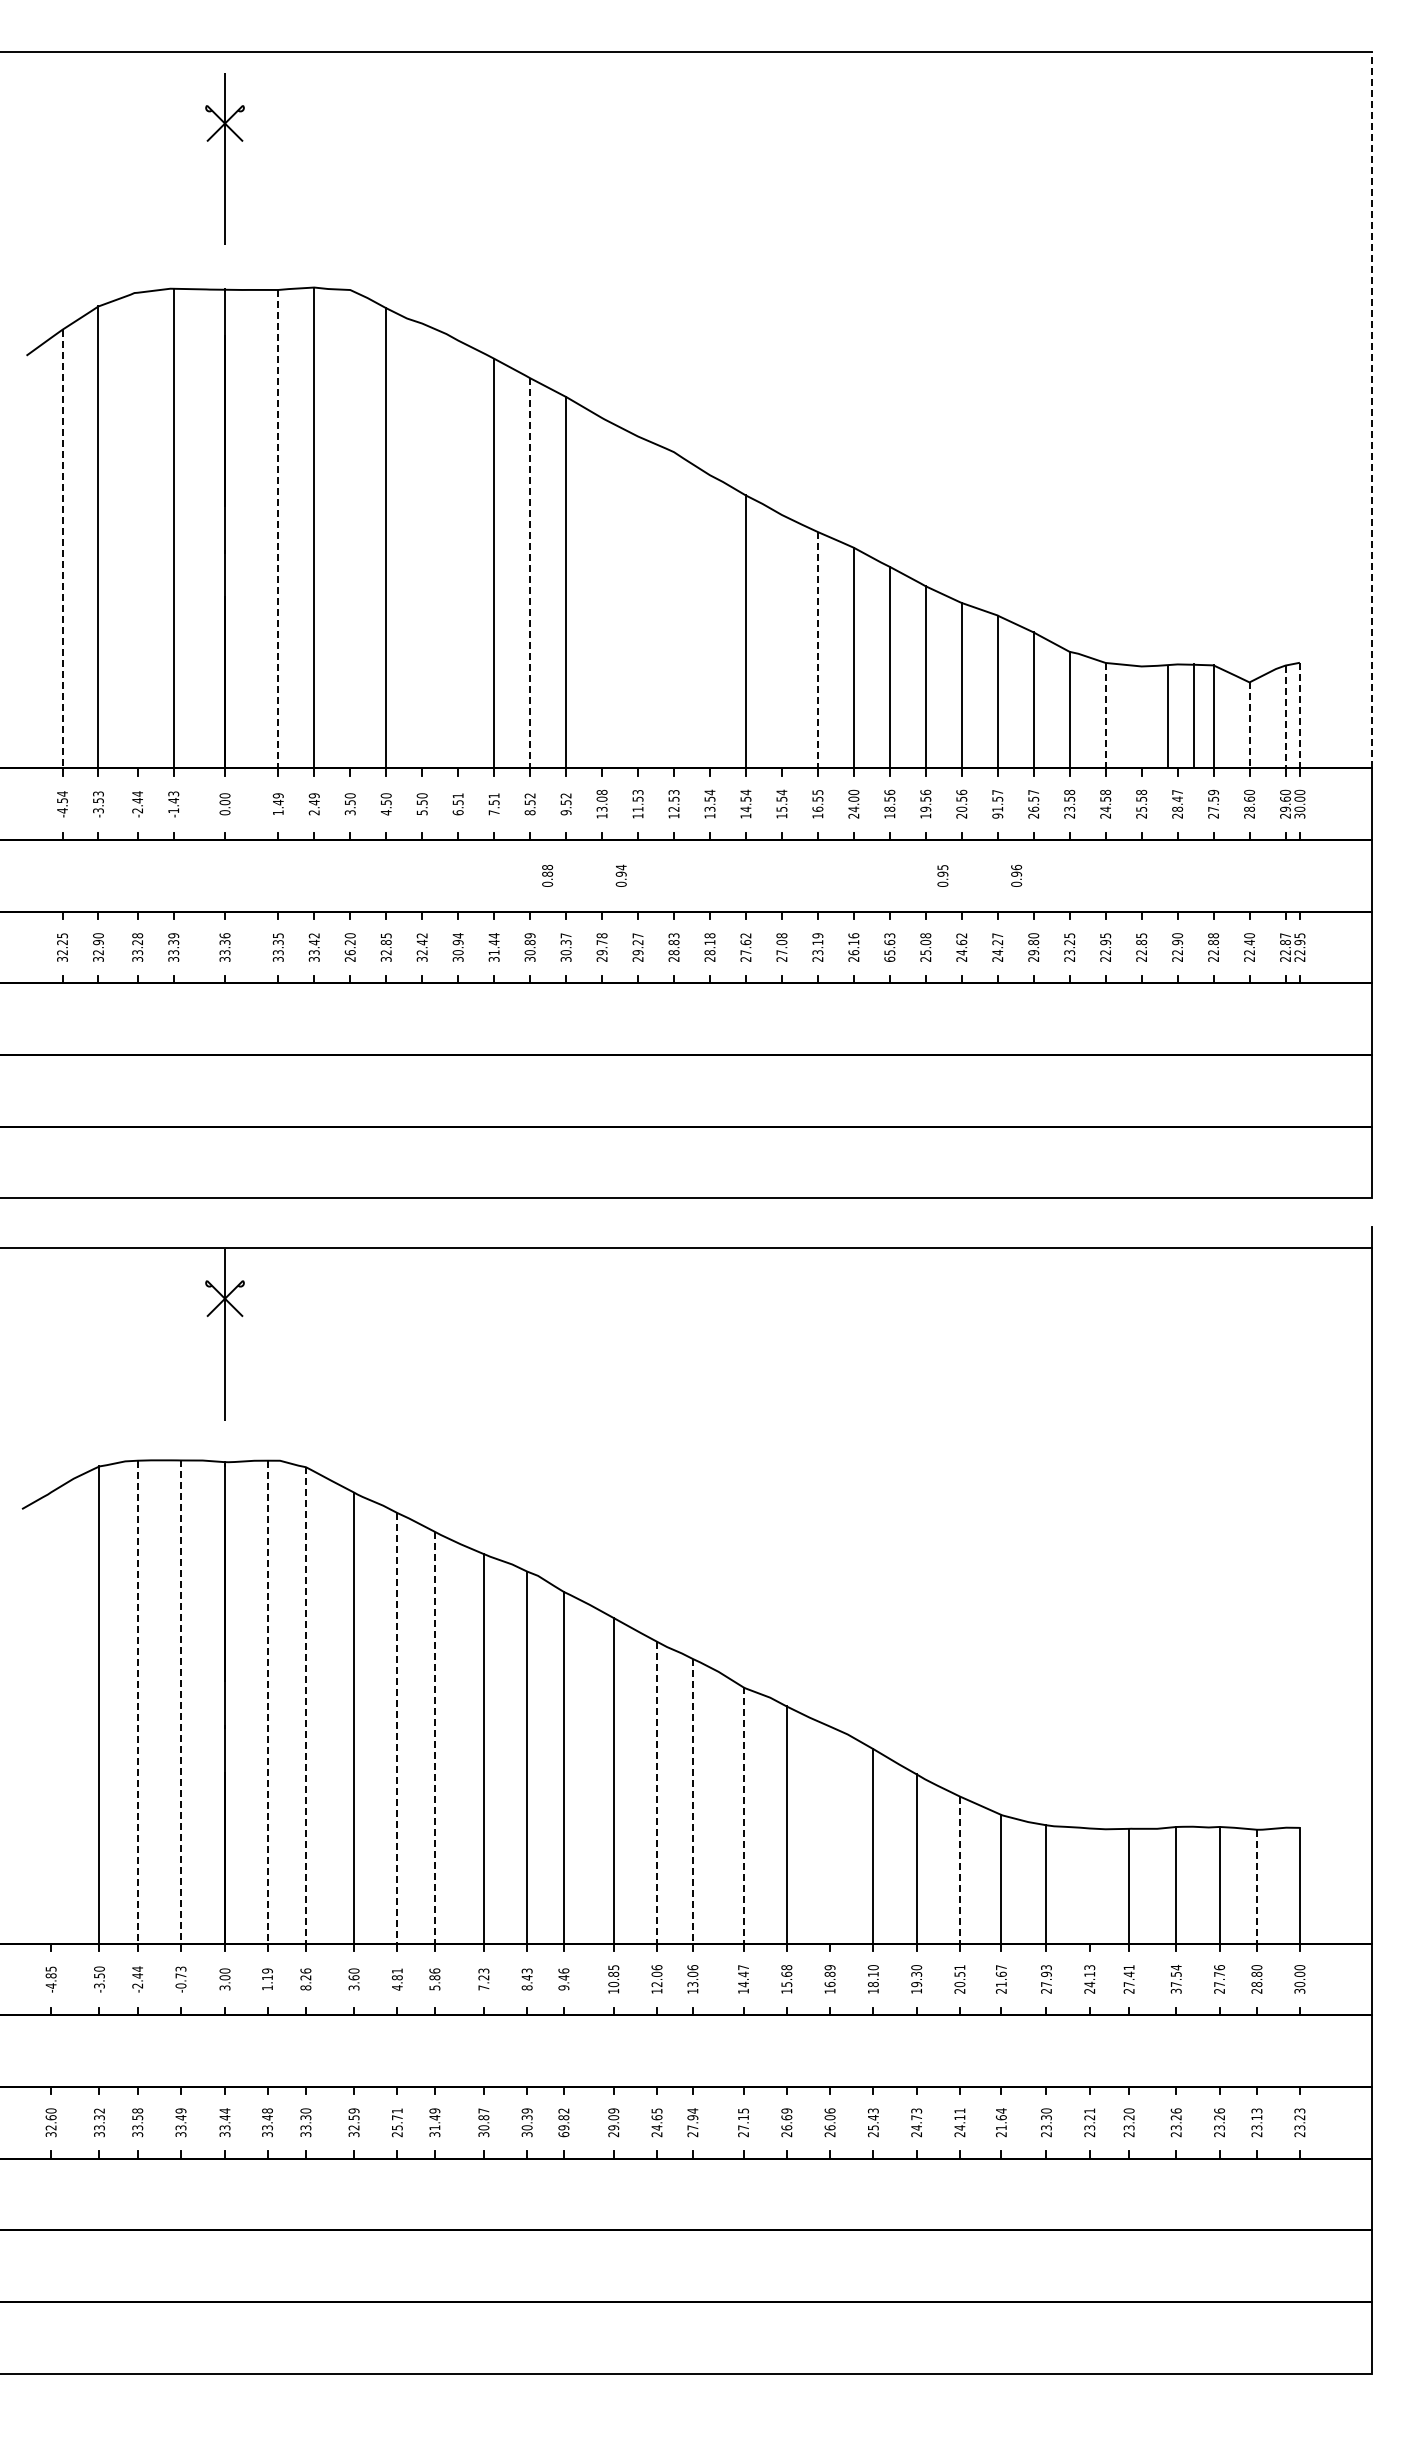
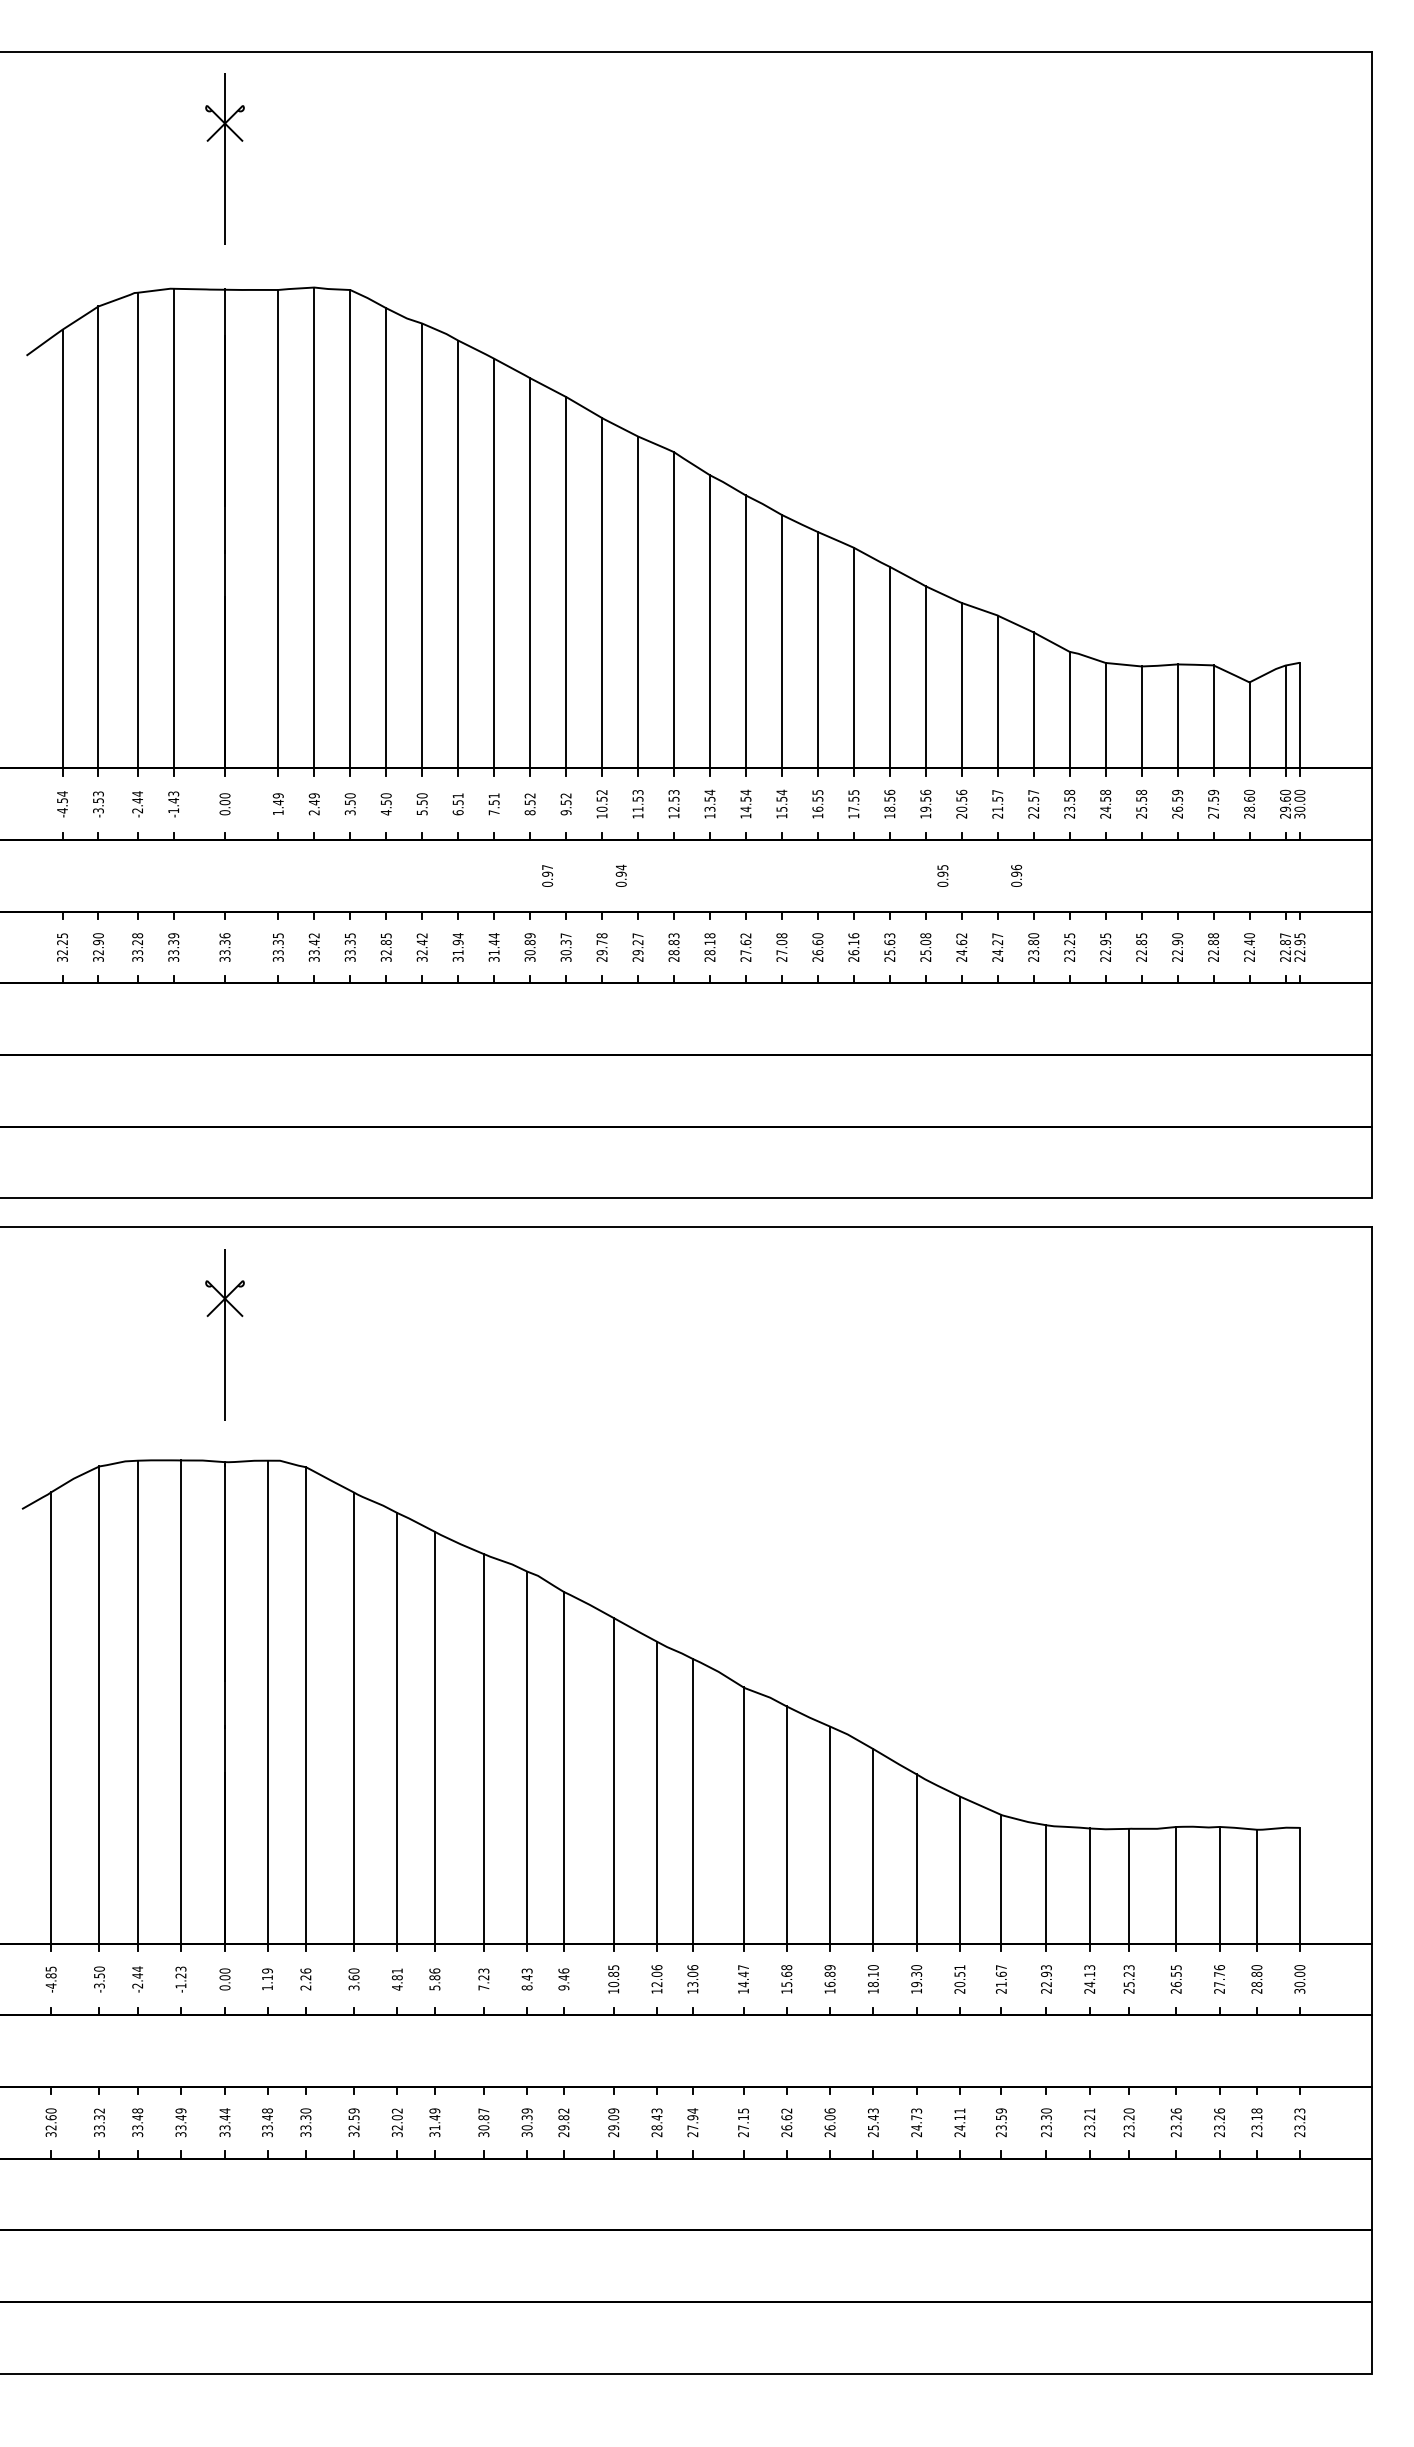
line: dashed -> solid (1371, 409)
line: dashed -> solid (278, 529)
line: none -> present (350, 529)
line: none -> present (137, 530)
line: none -> present (422, 545)
line: dashed -> solid (62, 549)
line: none -> present (458, 554)
line: dashed -> solid (530, 573)
line: none -> present (602, 593)
line: none -> present (638, 602)
line: none -> present (674, 610)
line: none -> present (710, 621)
line: none -> present (781, 641)
line: dashed -> solid (817, 650)
line: dashed -> solid (1105, 715)
line: dashed -> solid (1299, 715)
line position: (1193, 716) -> (1177, 716) (1177, 716)
line position: (1167, 717) -> (1141, 717) (1141, 717)
line: dashed -> solid (1285, 717)
line: dashed -> solid (1249, 725)
text: 13.08 -> 10.52 (601, 800)
text: 28.47 -> 26.59 (1177, 800)
text: 24.00 -> 17.55 (853, 803)
text: 26.57 -> 22.57 (1033, 808)
text: 91.57 -> 21.57 (997, 815)
text: 0.88 -> 0.97 (547, 870)
text: 23.19 -> 26.60 (817, 944)
text: 26.20 -> 33.35 (349, 947)
text: 30.94 -> 31.94 (457, 952)
text: 29.80 -> 23.80 (1033, 952)
text: 65.63 -> 25.63 (889, 958)
line position: (686, 1248) -> (686, 1227) (686, 1227)
line: dashed -> solid (137, 1702)
line: dashed -> solid (181, 1702)
line: dashed -> solid (267, 1702)
line: dashed -> solid (305, 1705)
line: none -> present (51, 1717)
line: dashed -> solid (397, 1728)
line: dashed -> solid (434, 1737)
line: dashed -> solid (657, 1792)
line: dashed -> solid (692, 1801)
line: dashed -> solid (743, 1816)
line: none -> present (830, 1834)
line: dashed -> solid (959, 1870)
line: none -> present (1089, 1885)
line: dashed -> solid (1256, 1886)
text: 27.41 -> 25.23 (1128, 1975)
text: 37.54 -> 26.55 (1175, 1978)
text: -0.73 -> -1.23 (180, 1980)
text: 27.93 -> 22.93 (1046, 1984)
text: 3.00 -> 0.00 (224, 1987)
text: 8.26 -> 2.26 (305, 1987)
text: 26.69 -> 26.62 (786, 2110)
text: 23.13 -> 23.18 (1256, 2110)
text: 33.58 -> 33.48 (137, 2117)
text: 24.65 -> 28.43 (656, 2119)
text: 21.64 -> 23.59 (1000, 2119)
text: 25.71 -> 32.02 (396, 2122)
text: 69.82 -> 29.82 (563, 2134)
